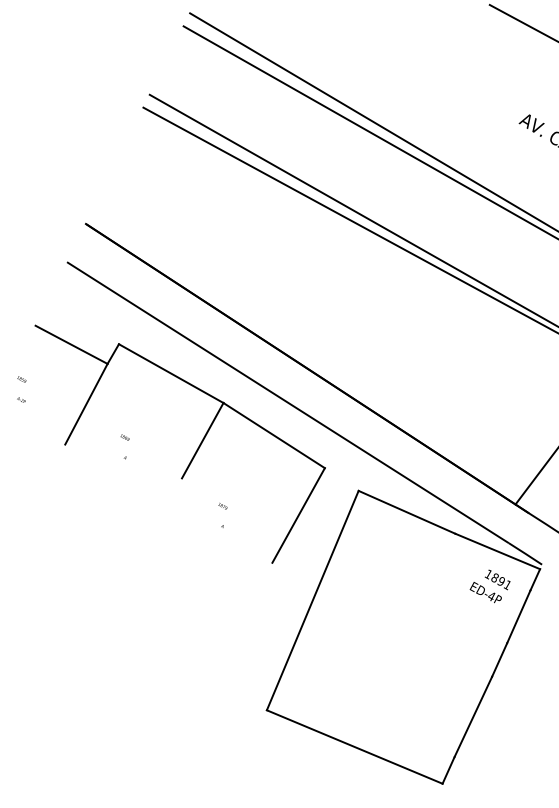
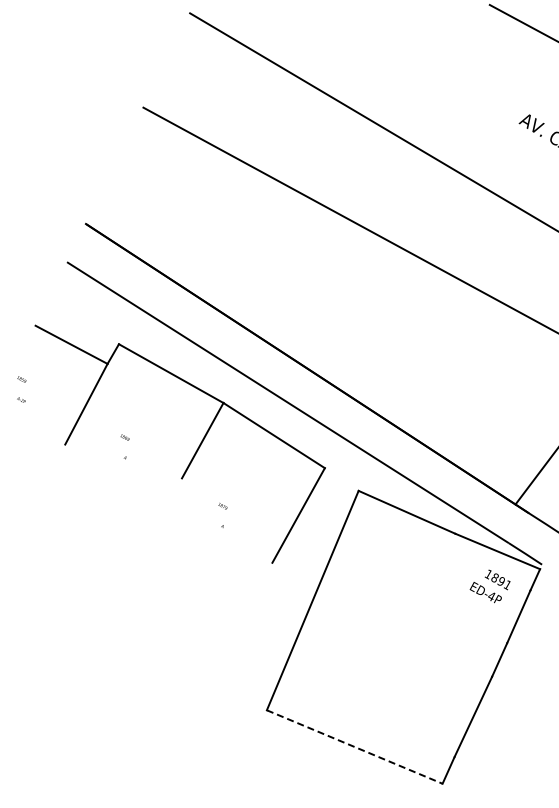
line: present -> none (369, 131)
line: present -> none (352, 209)
line: solid -> dashed (355, 747)
